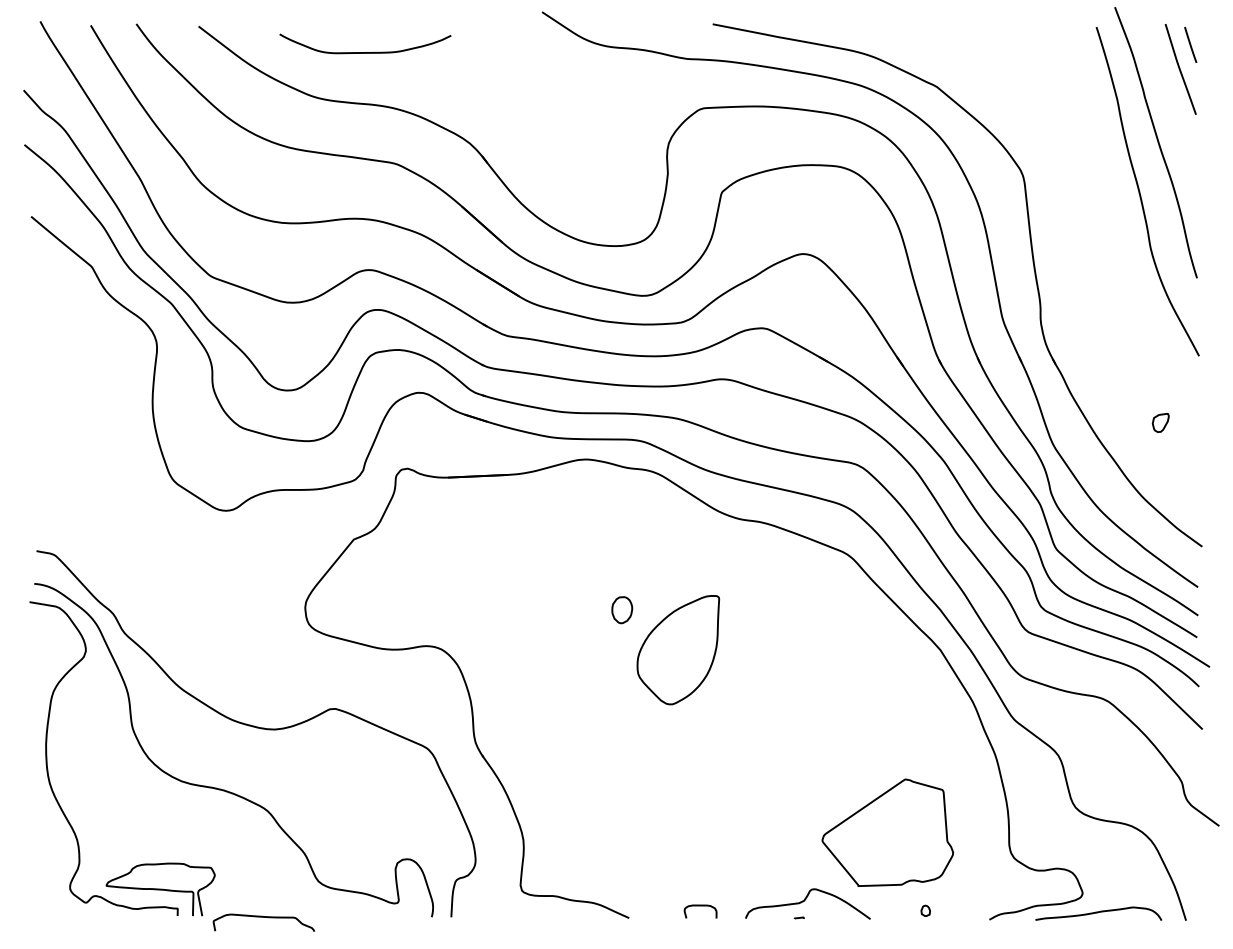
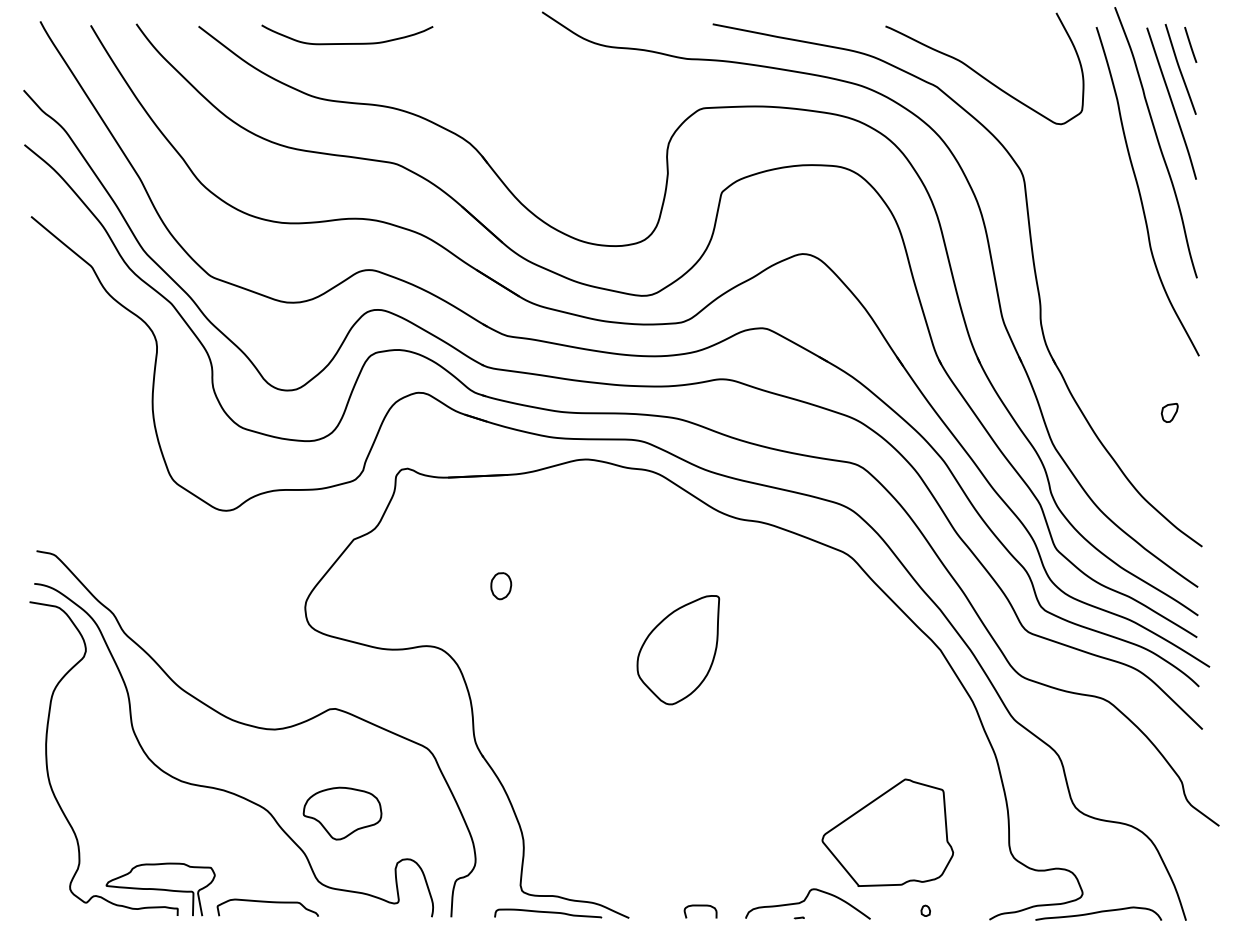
curve position: (365, 52) -> (347, 43) (347, 43)
curve: none -> present (979, 73)
curve: none -> present (1171, 103)
part position: (1160, 422) -> (1169, 412) (1169, 412)
part position: (622, 610) -> (501, 586) (501, 586)
part: none -> present (342, 813)
curve: none -> present (548, 913)
curve position: (263, 917) -> (267, 902) (267, 902)
